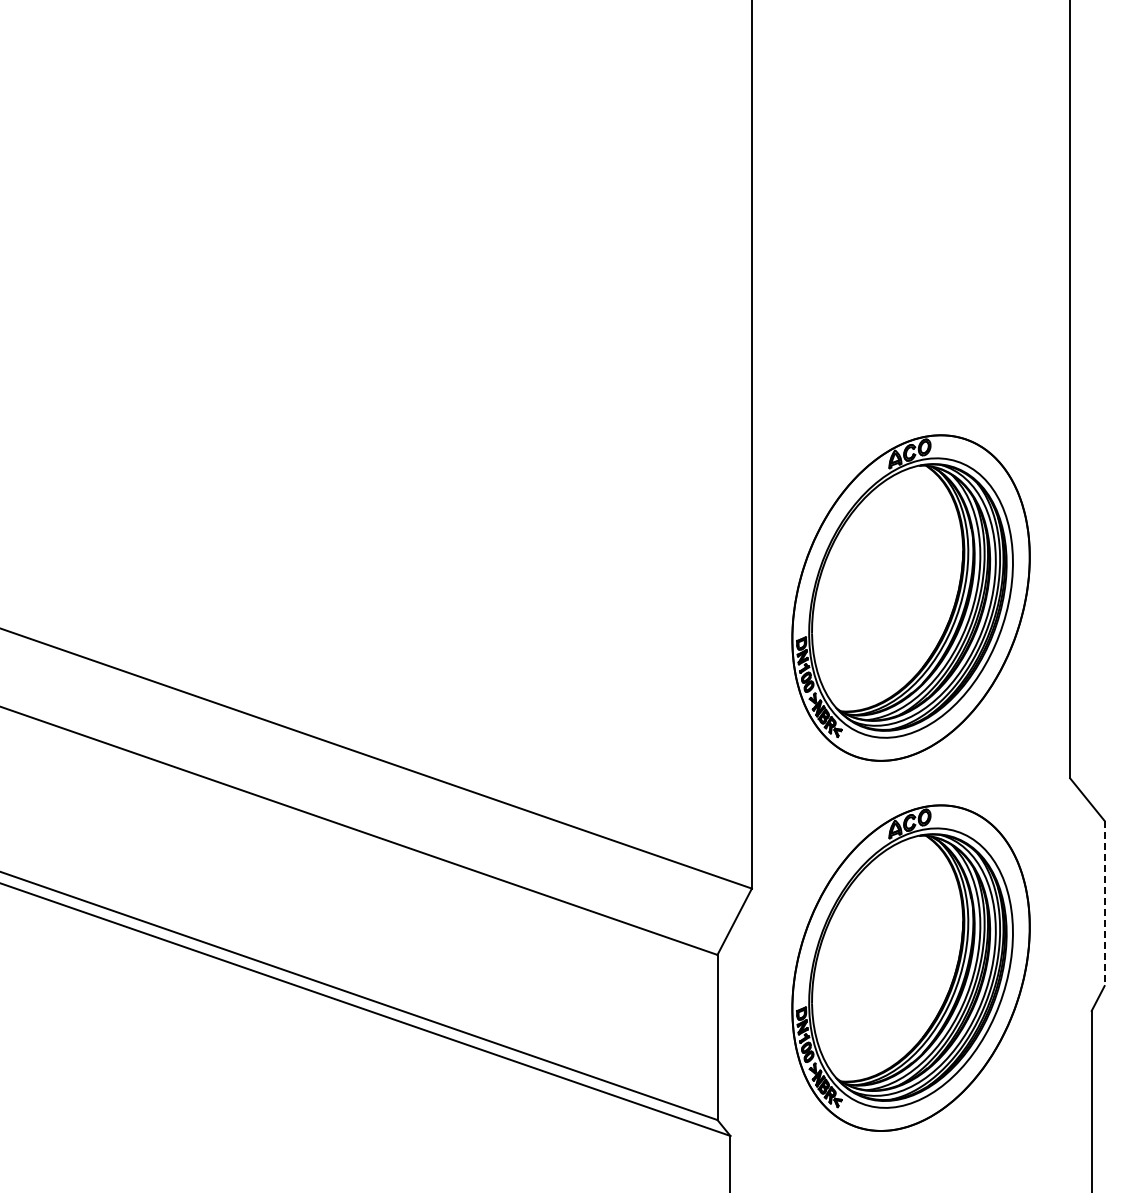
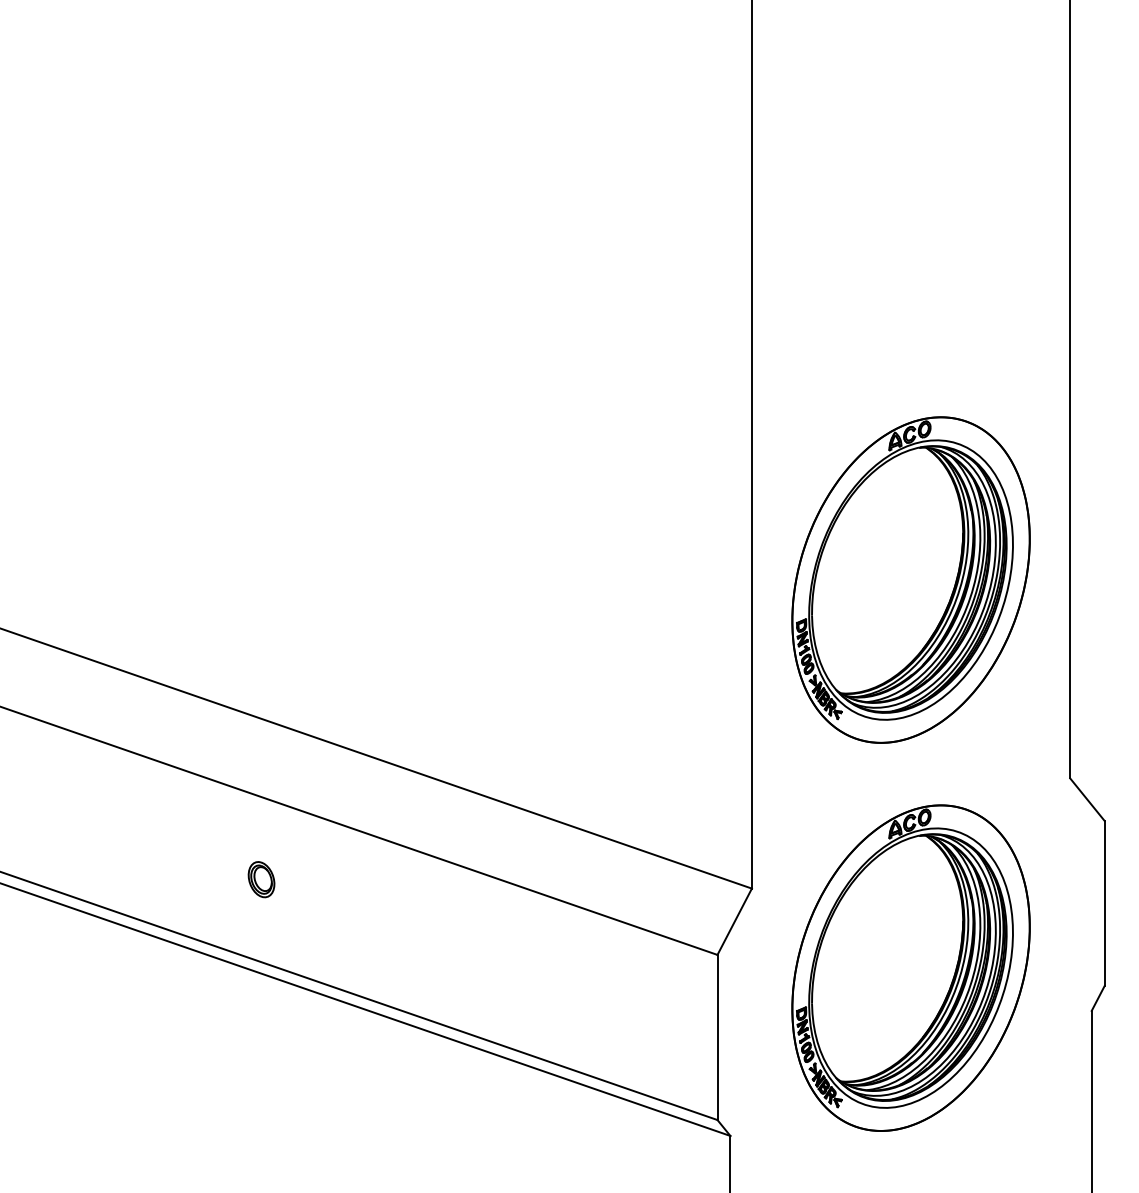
part position: (910, 597) -> (910, 579) (910, 579)
part: none -> present (261, 879)
line: dashed -> solid (1104, 903)
